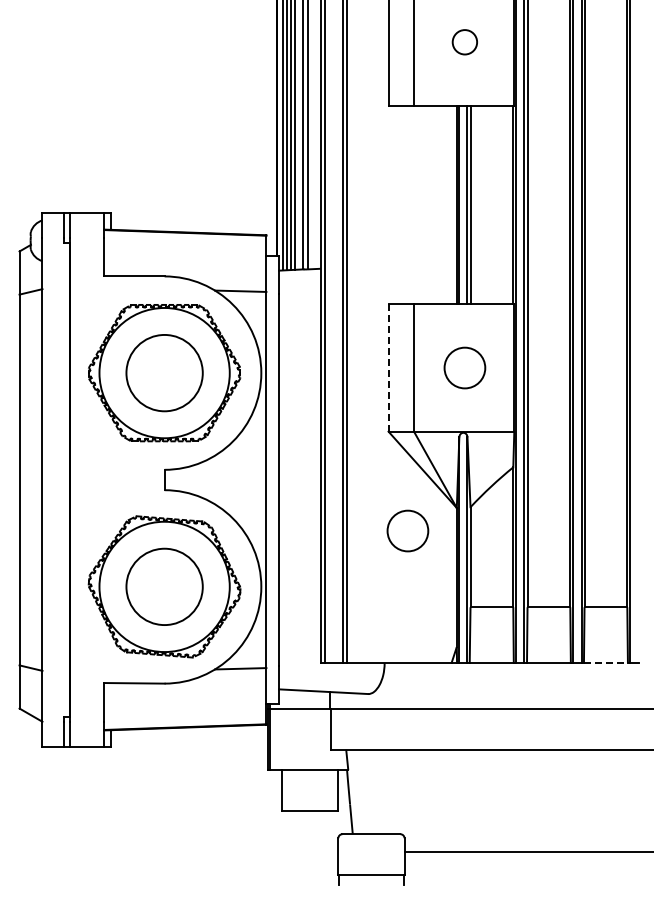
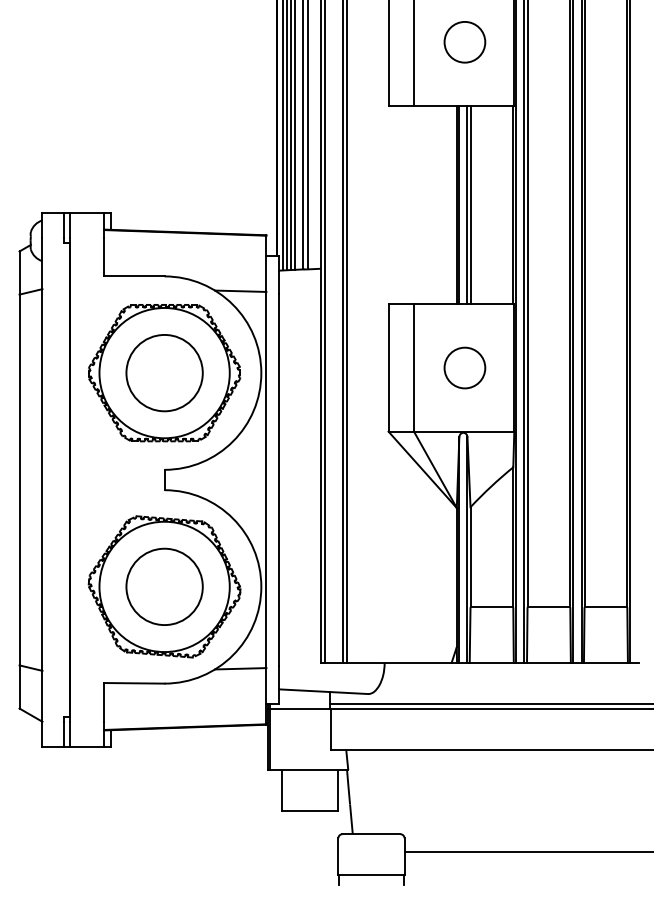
circle diameter: 24 px -> 41 px (464, 41)
line: dashed -> solid (388, 368)
circle: present -> none (407, 530)
line: dashed -> solid (605, 663)
line: none -> present (490, 703)
